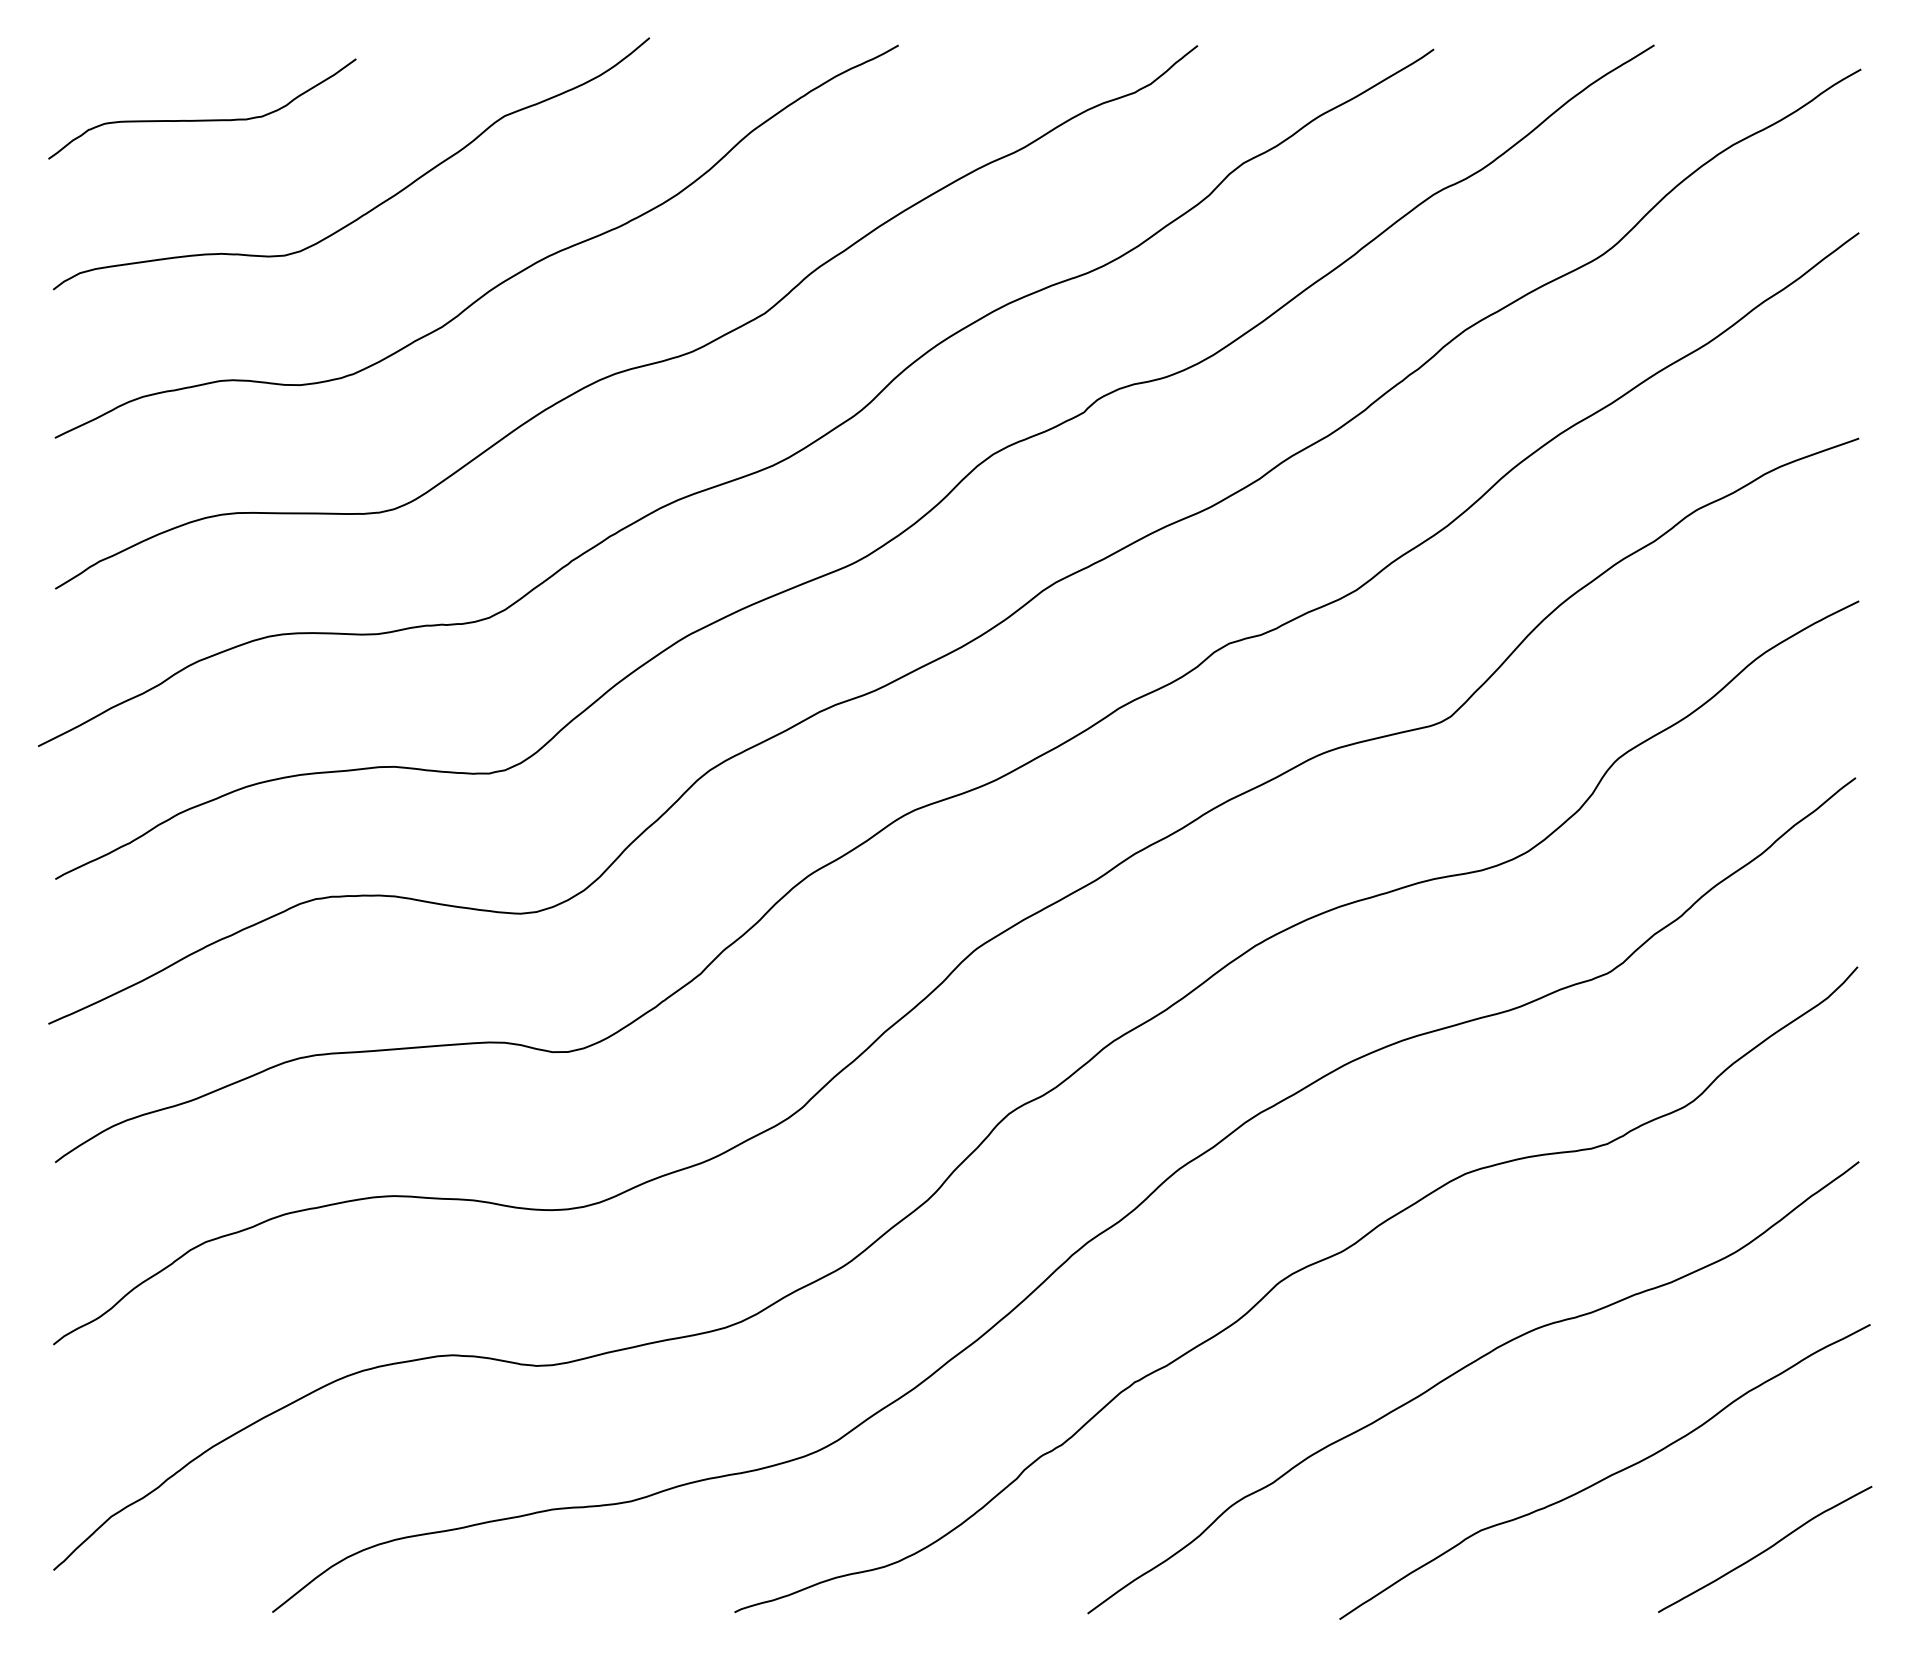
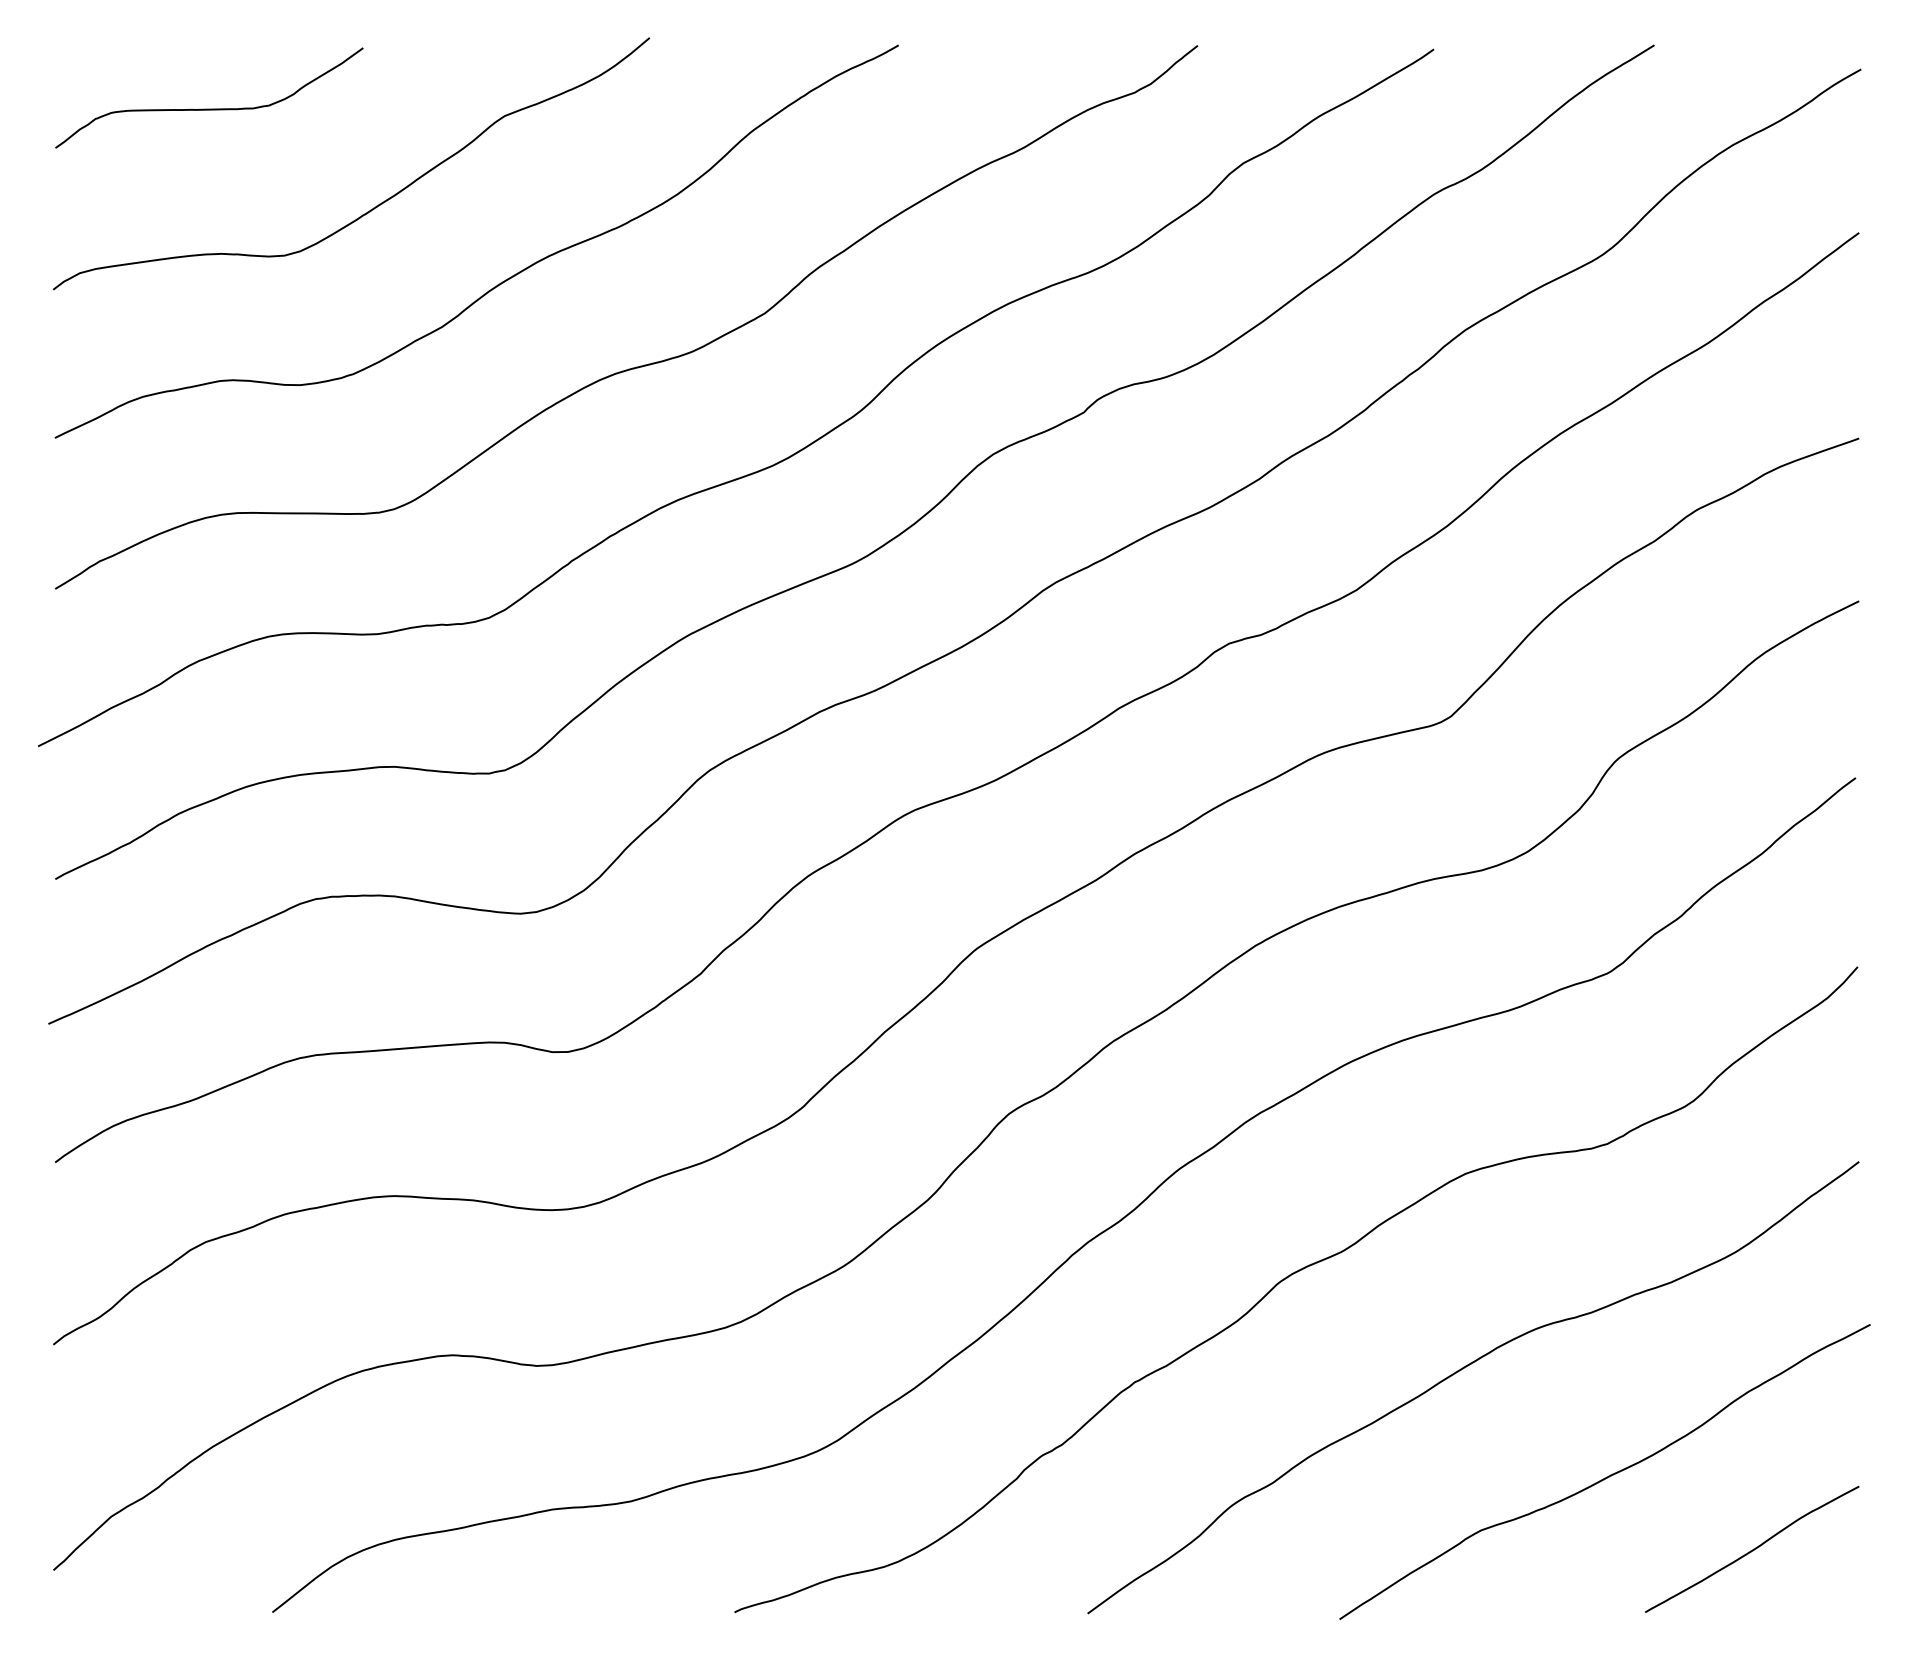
curve position: (202, 119) -> (209, 108) (209, 108)
curve position: (1766, 1548) -> (1753, 1548) (1753, 1548)
